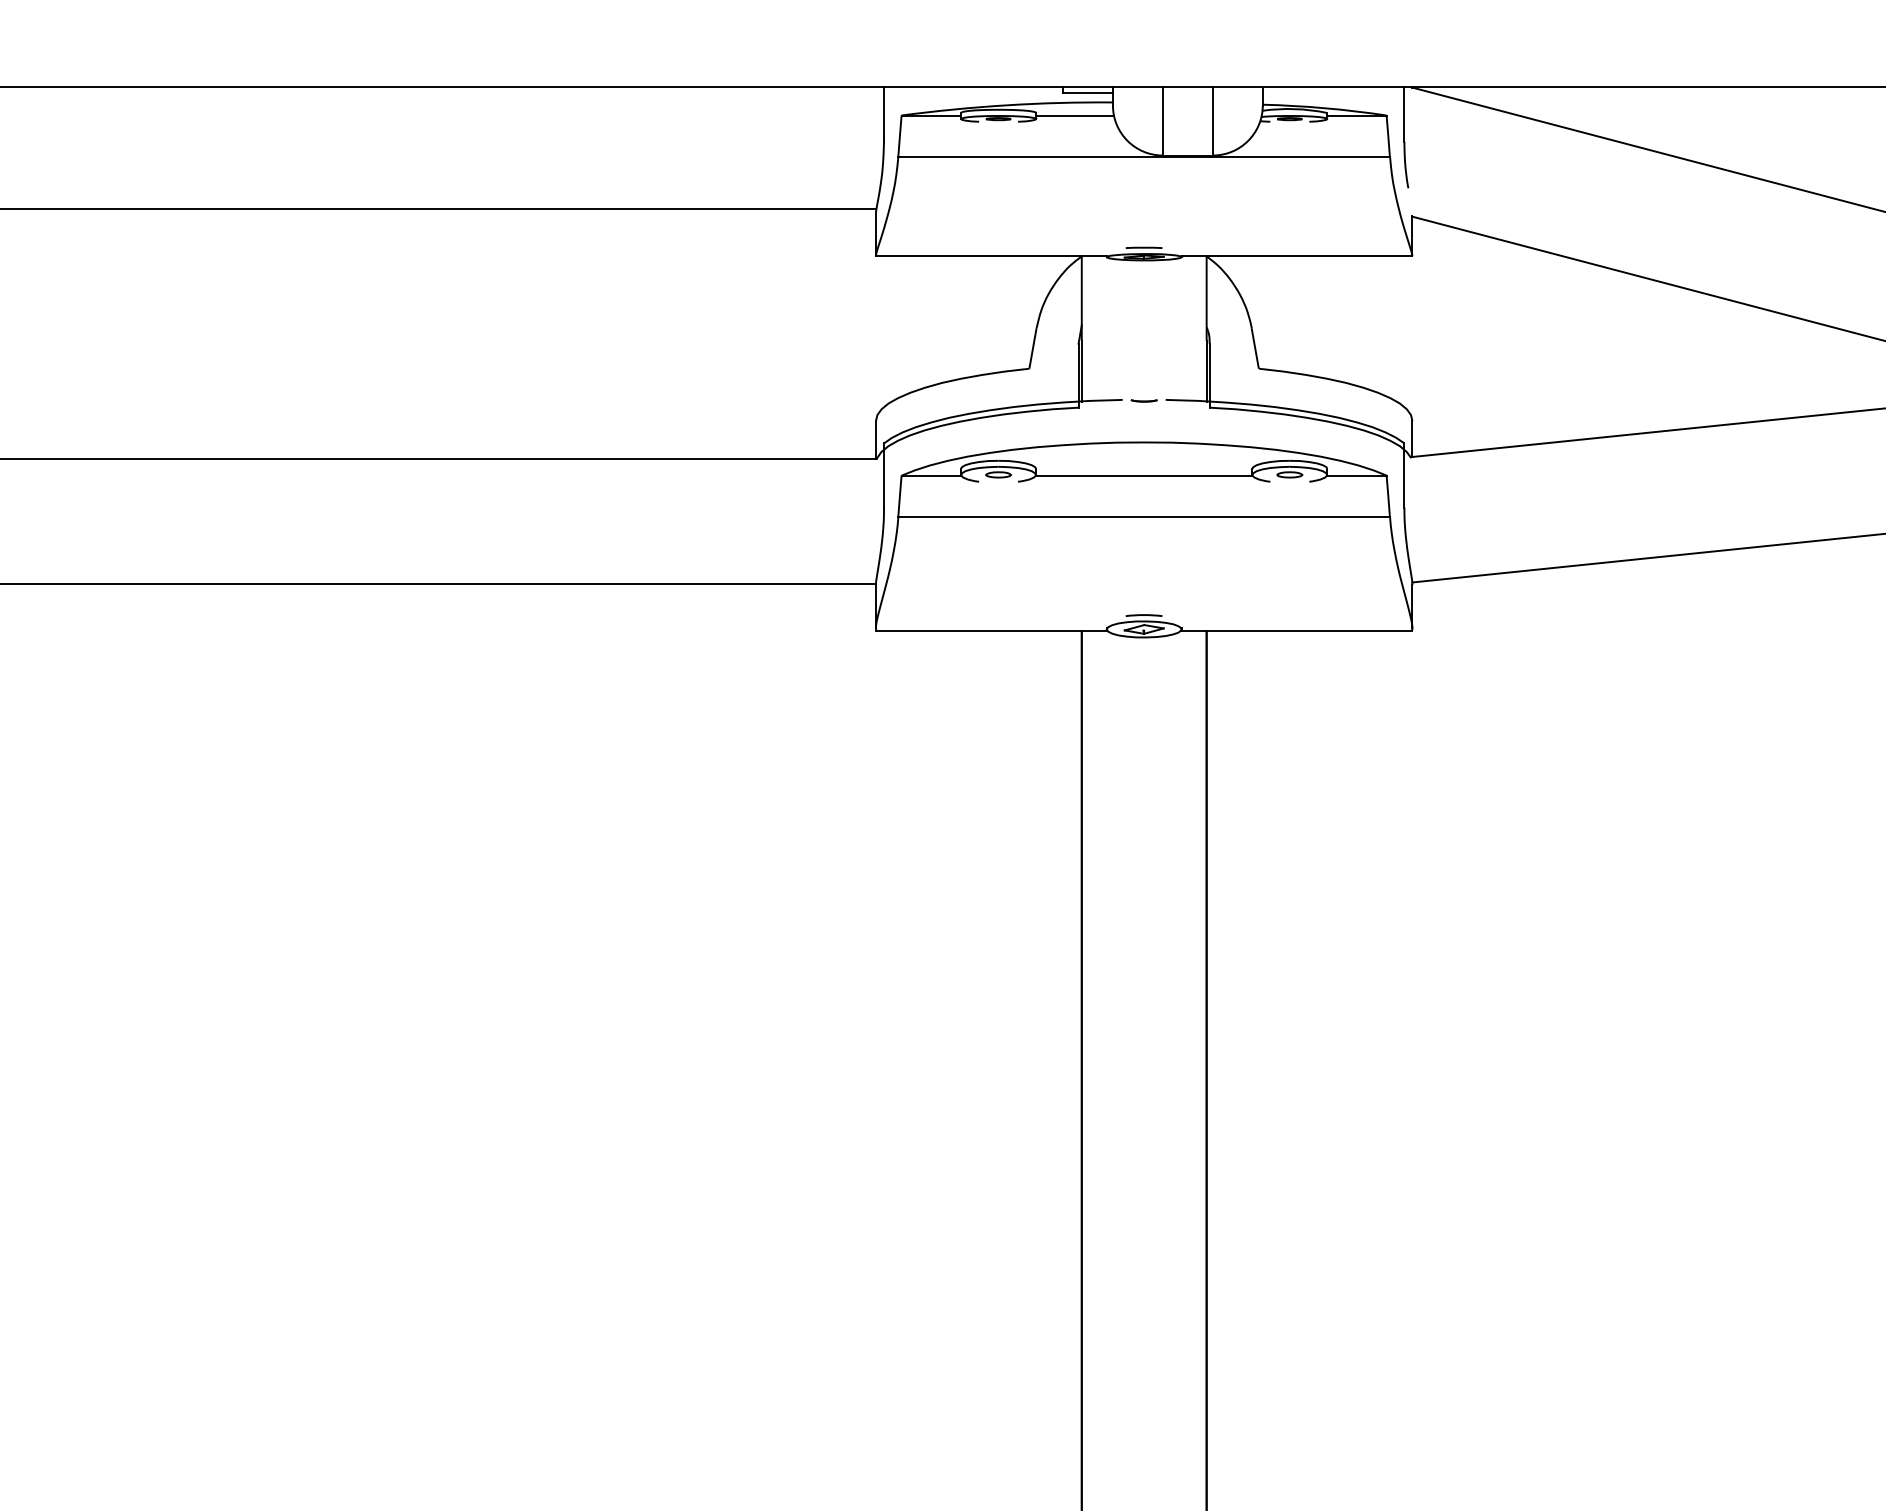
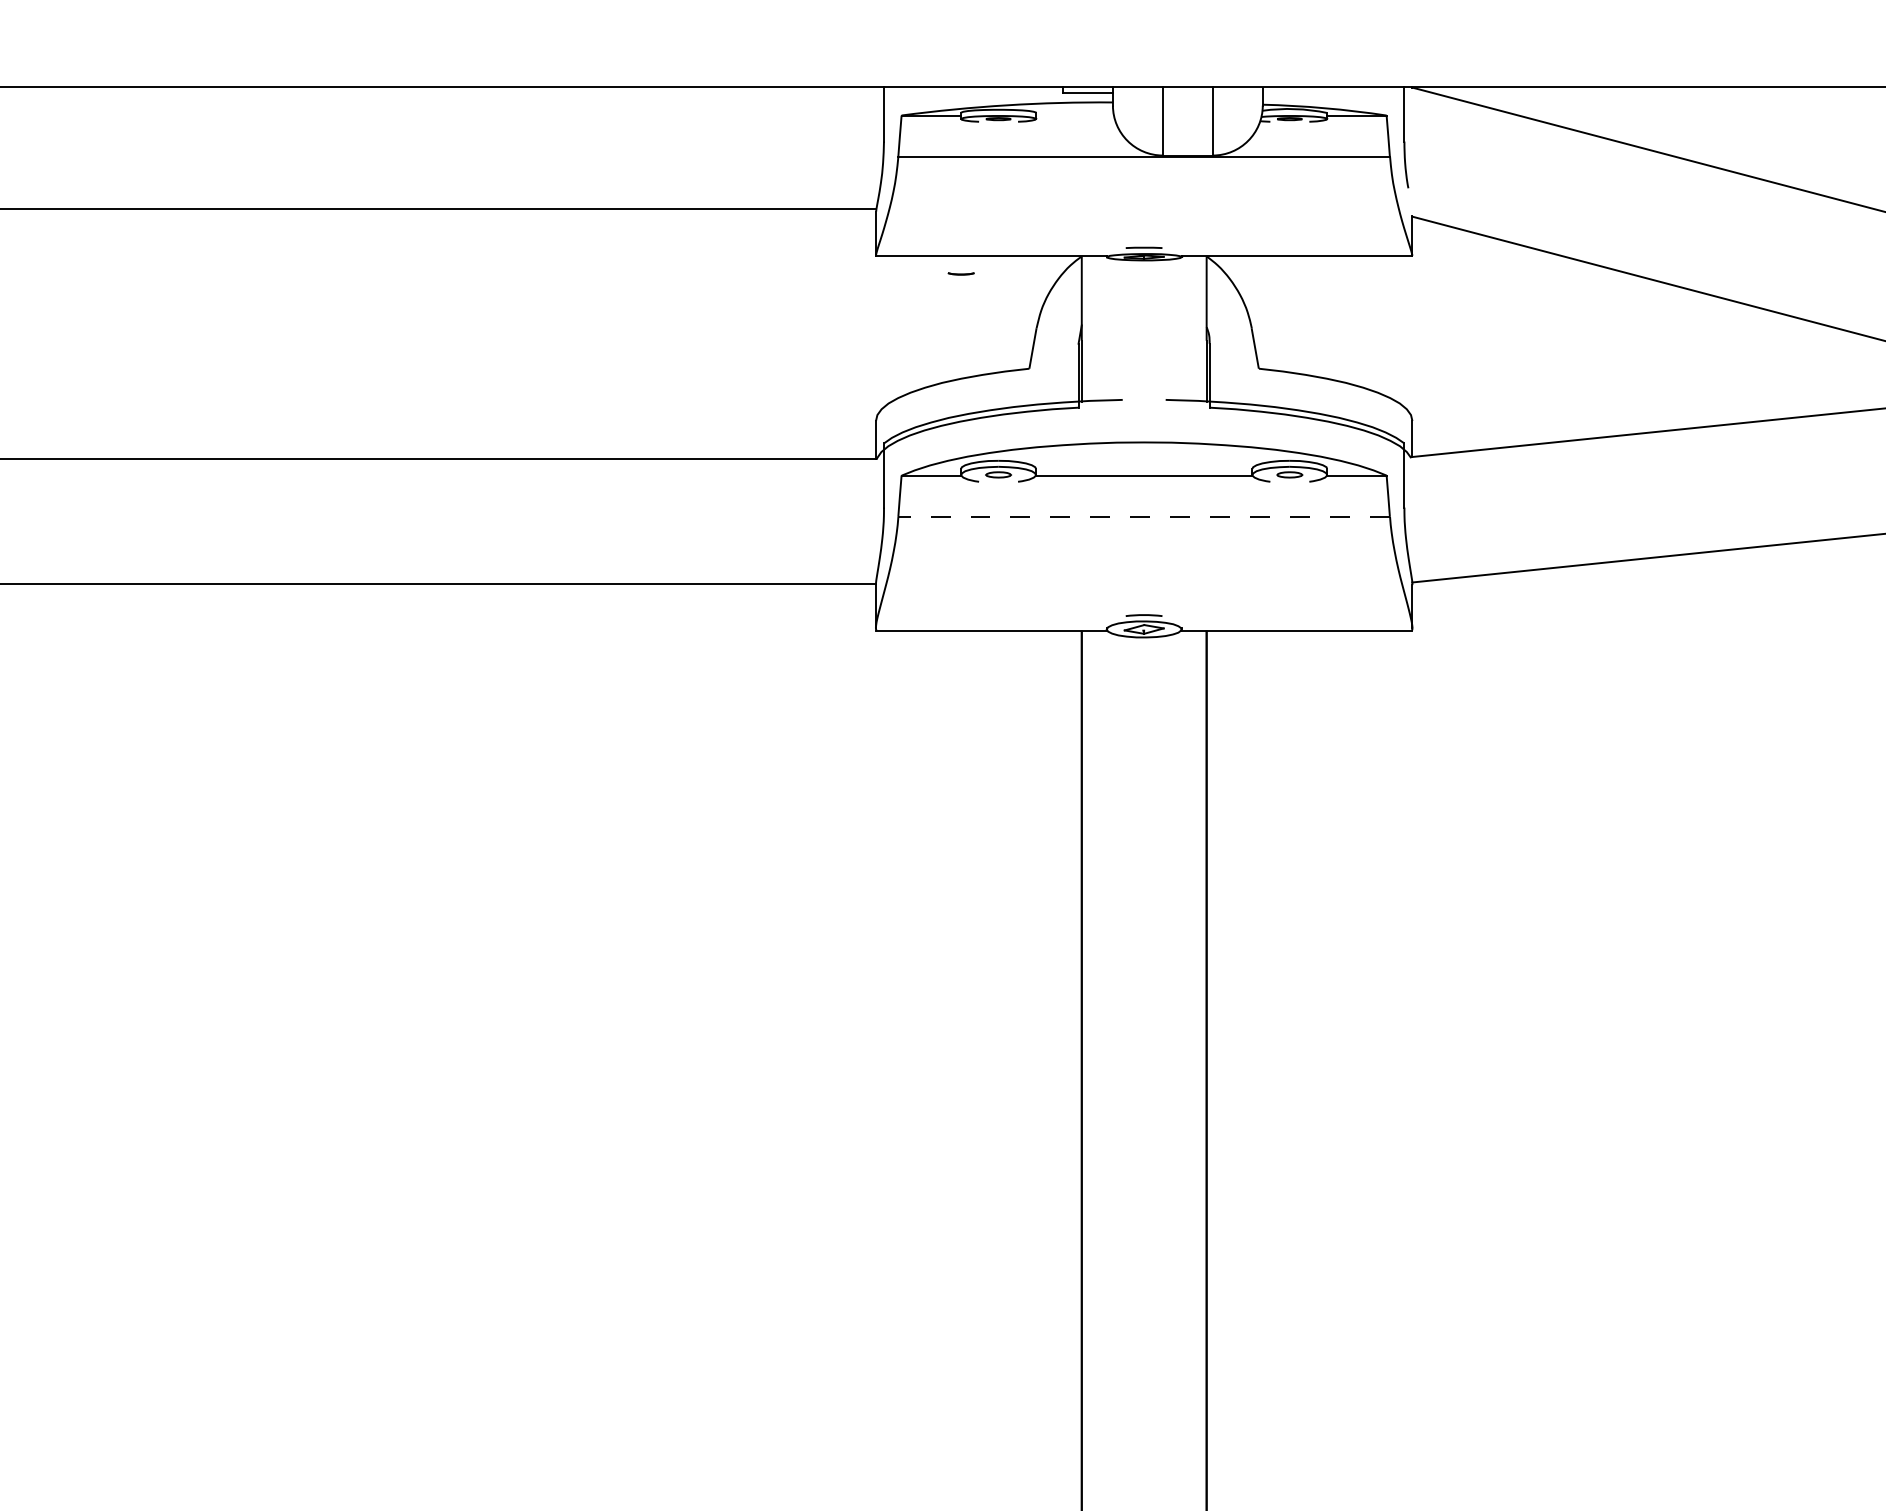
line: present -> none (1074, 115)
line position: (1143, 400) -> (960, 273) (960, 273)
line: solid -> dashed (1144, 516)
